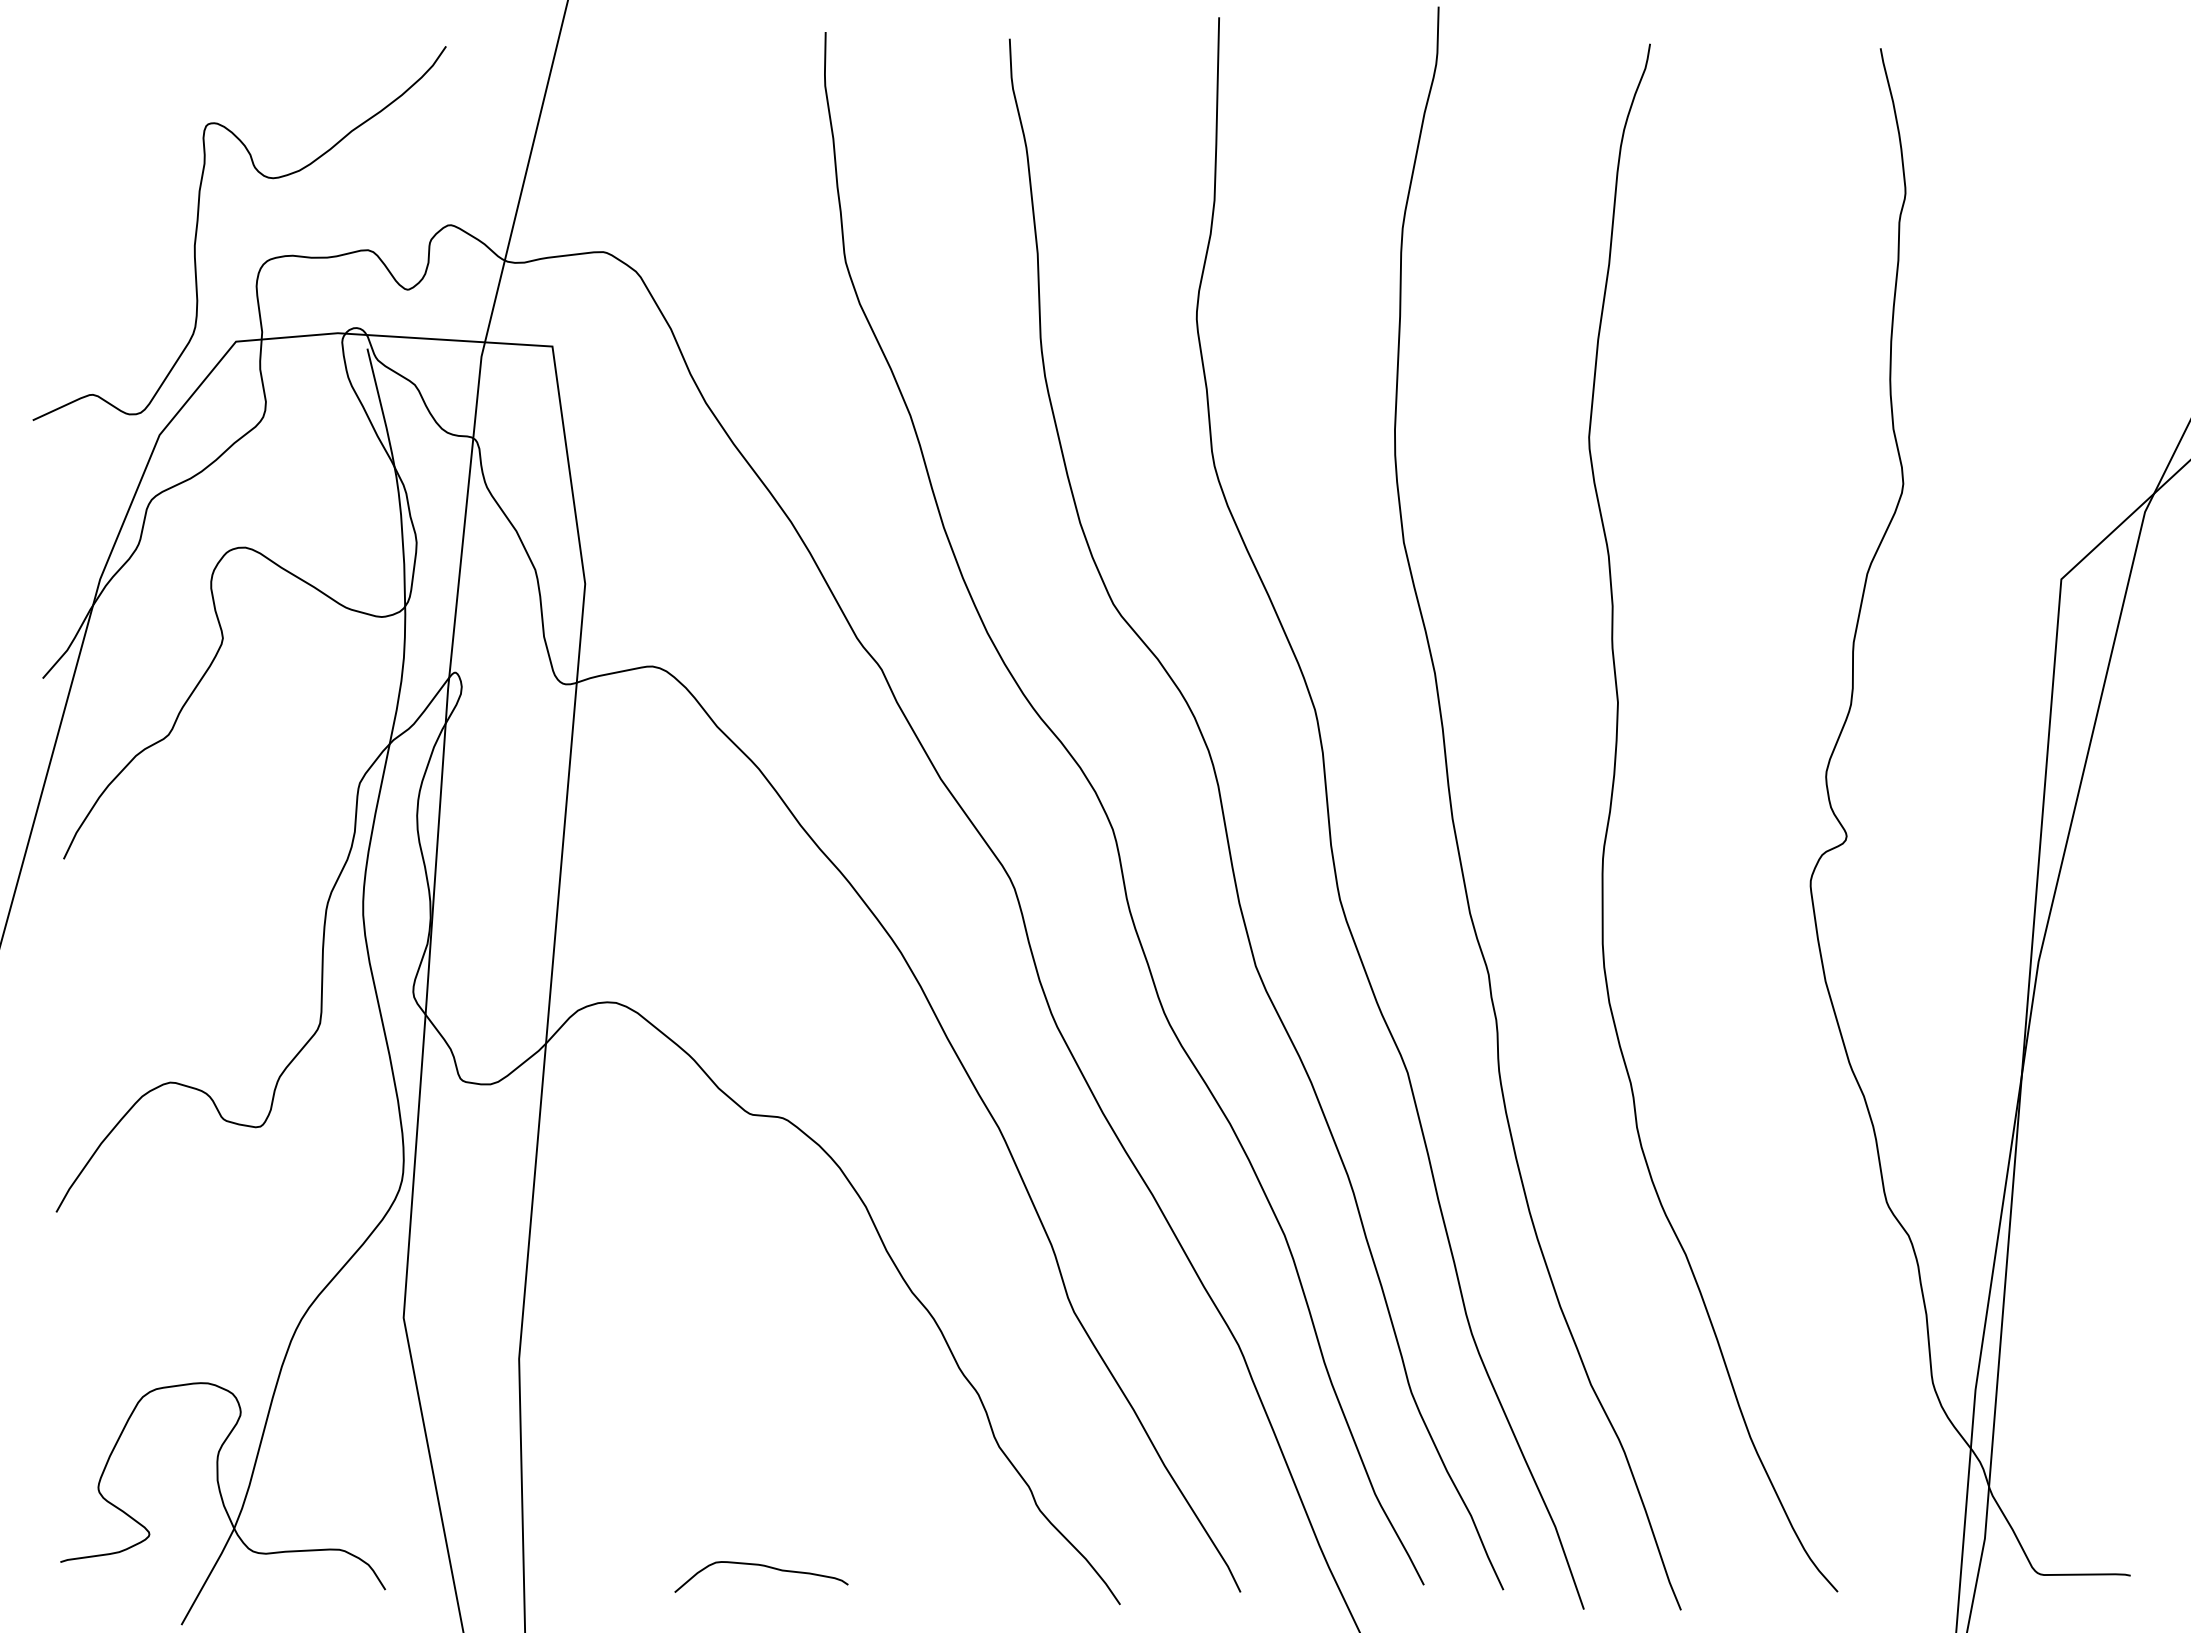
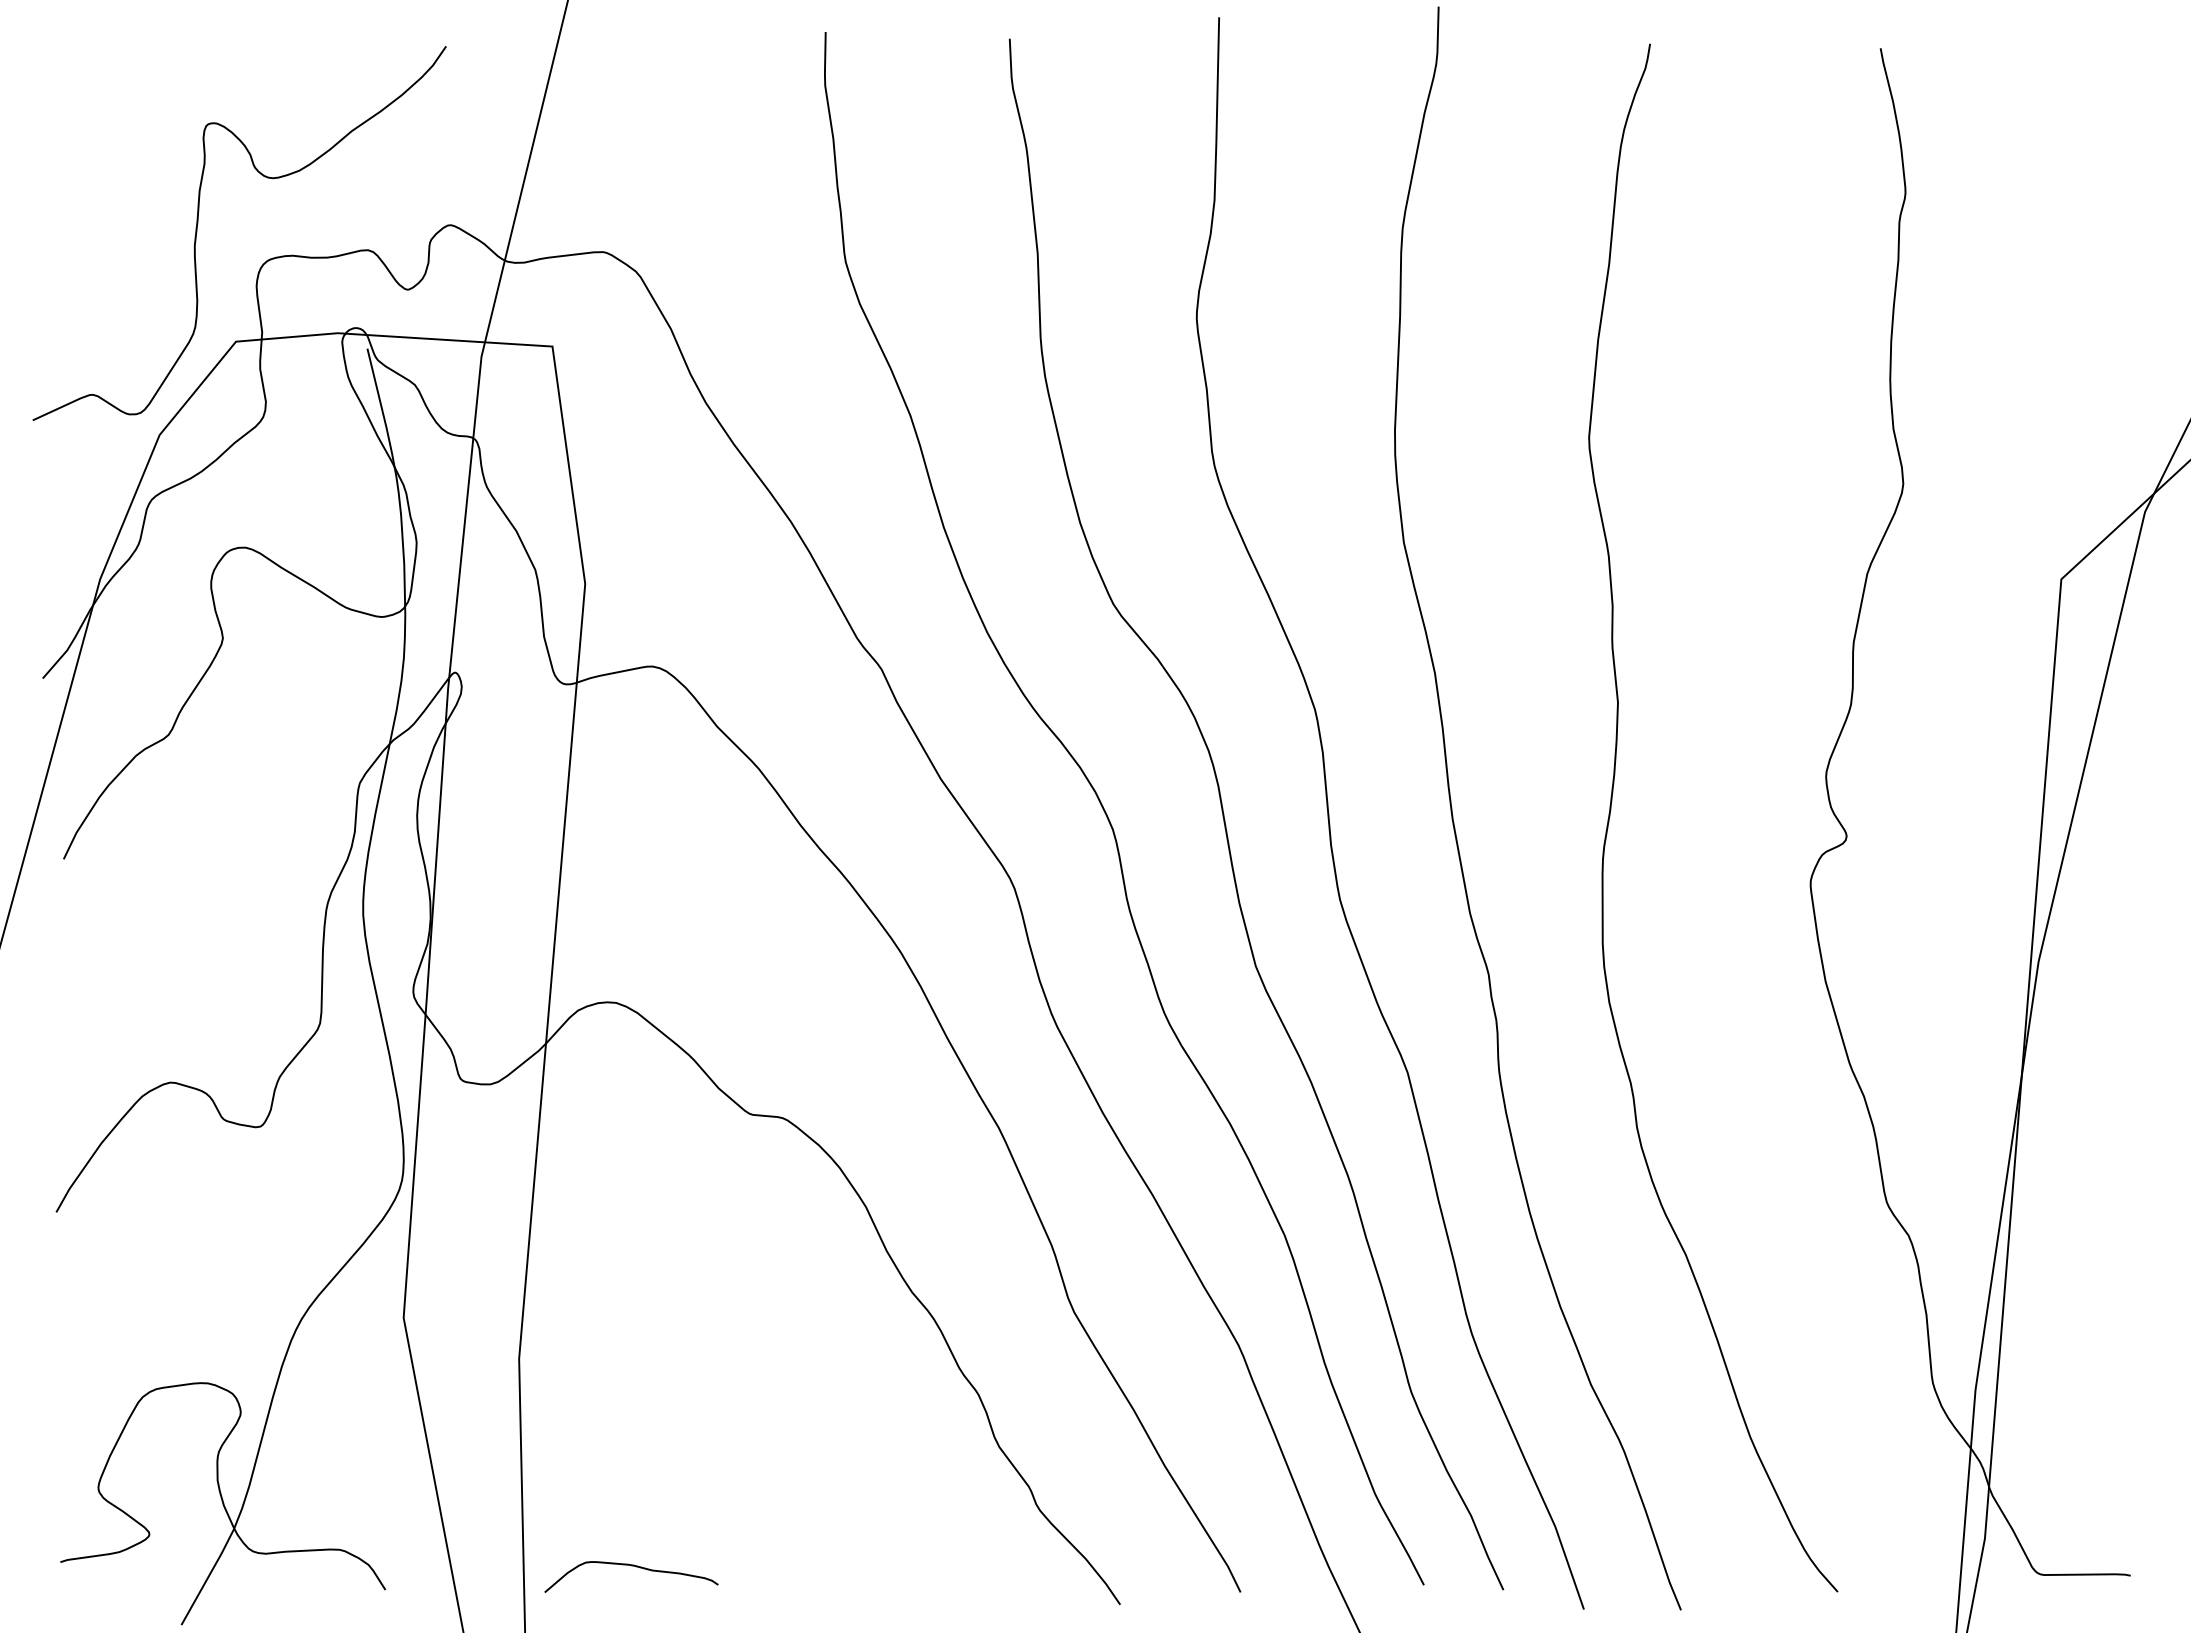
curve position: (761, 1566) -> (631, 1566) (631, 1566)
